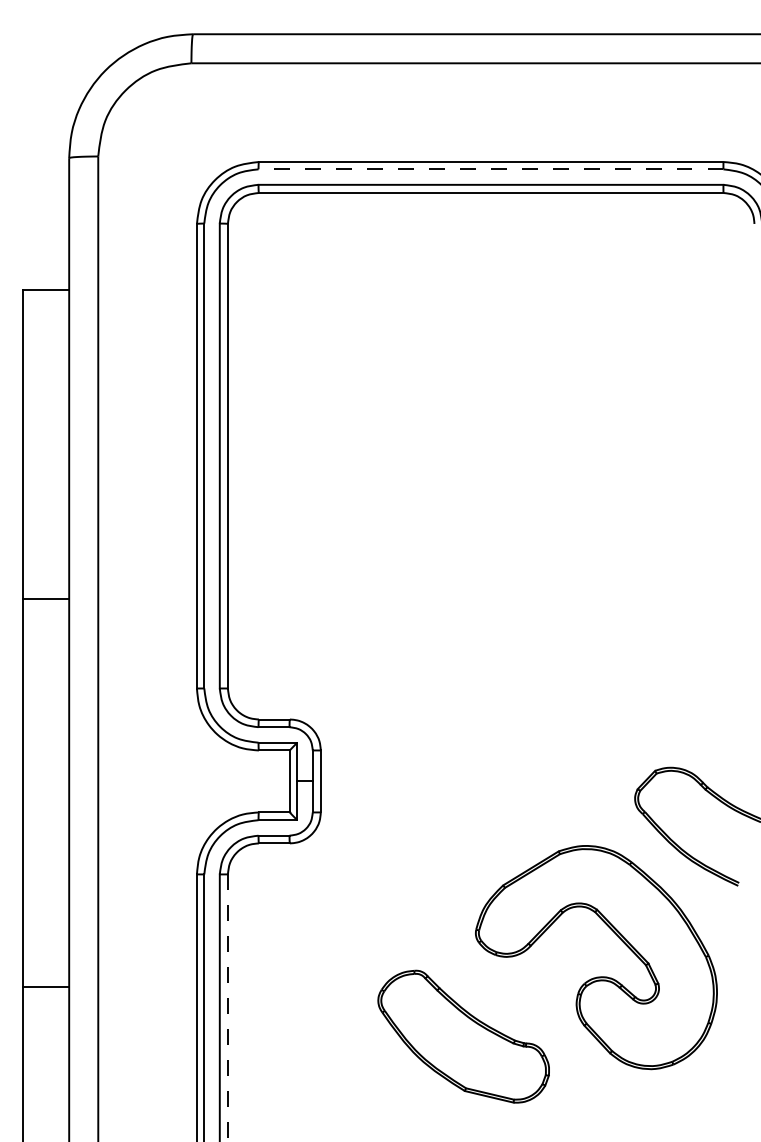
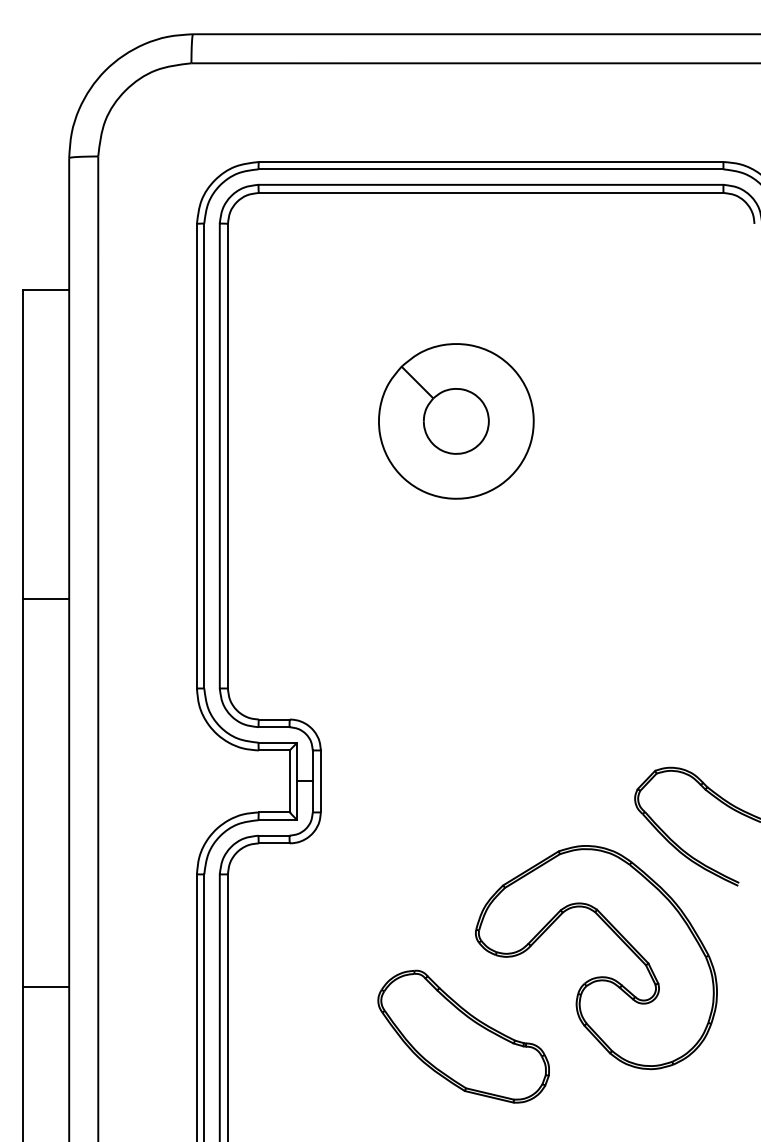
line: dashed -> solid (490, 169)
part: none -> present (456, 421)
line: dashed -> solid (227, 1008)
